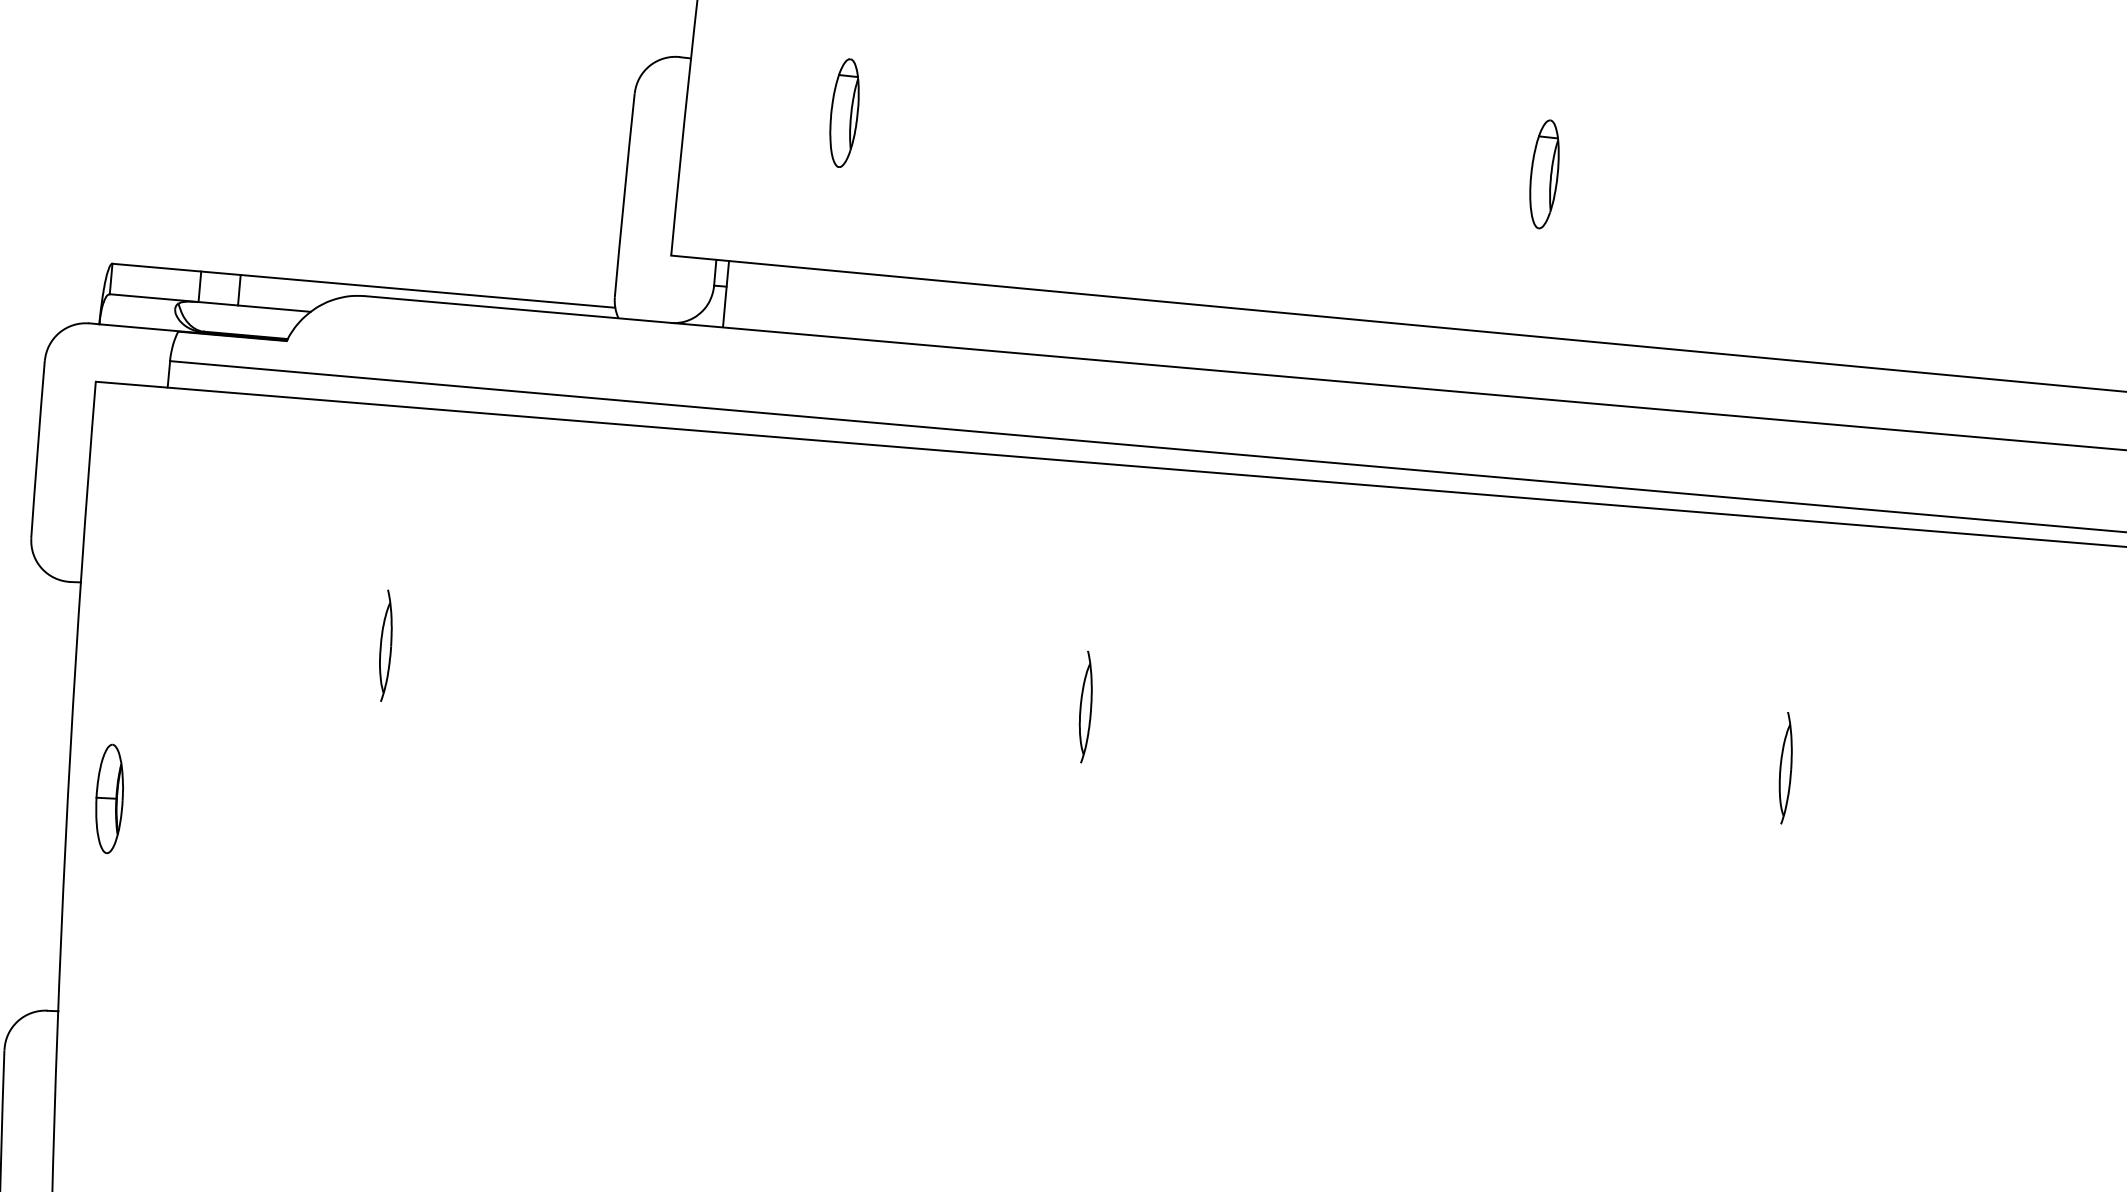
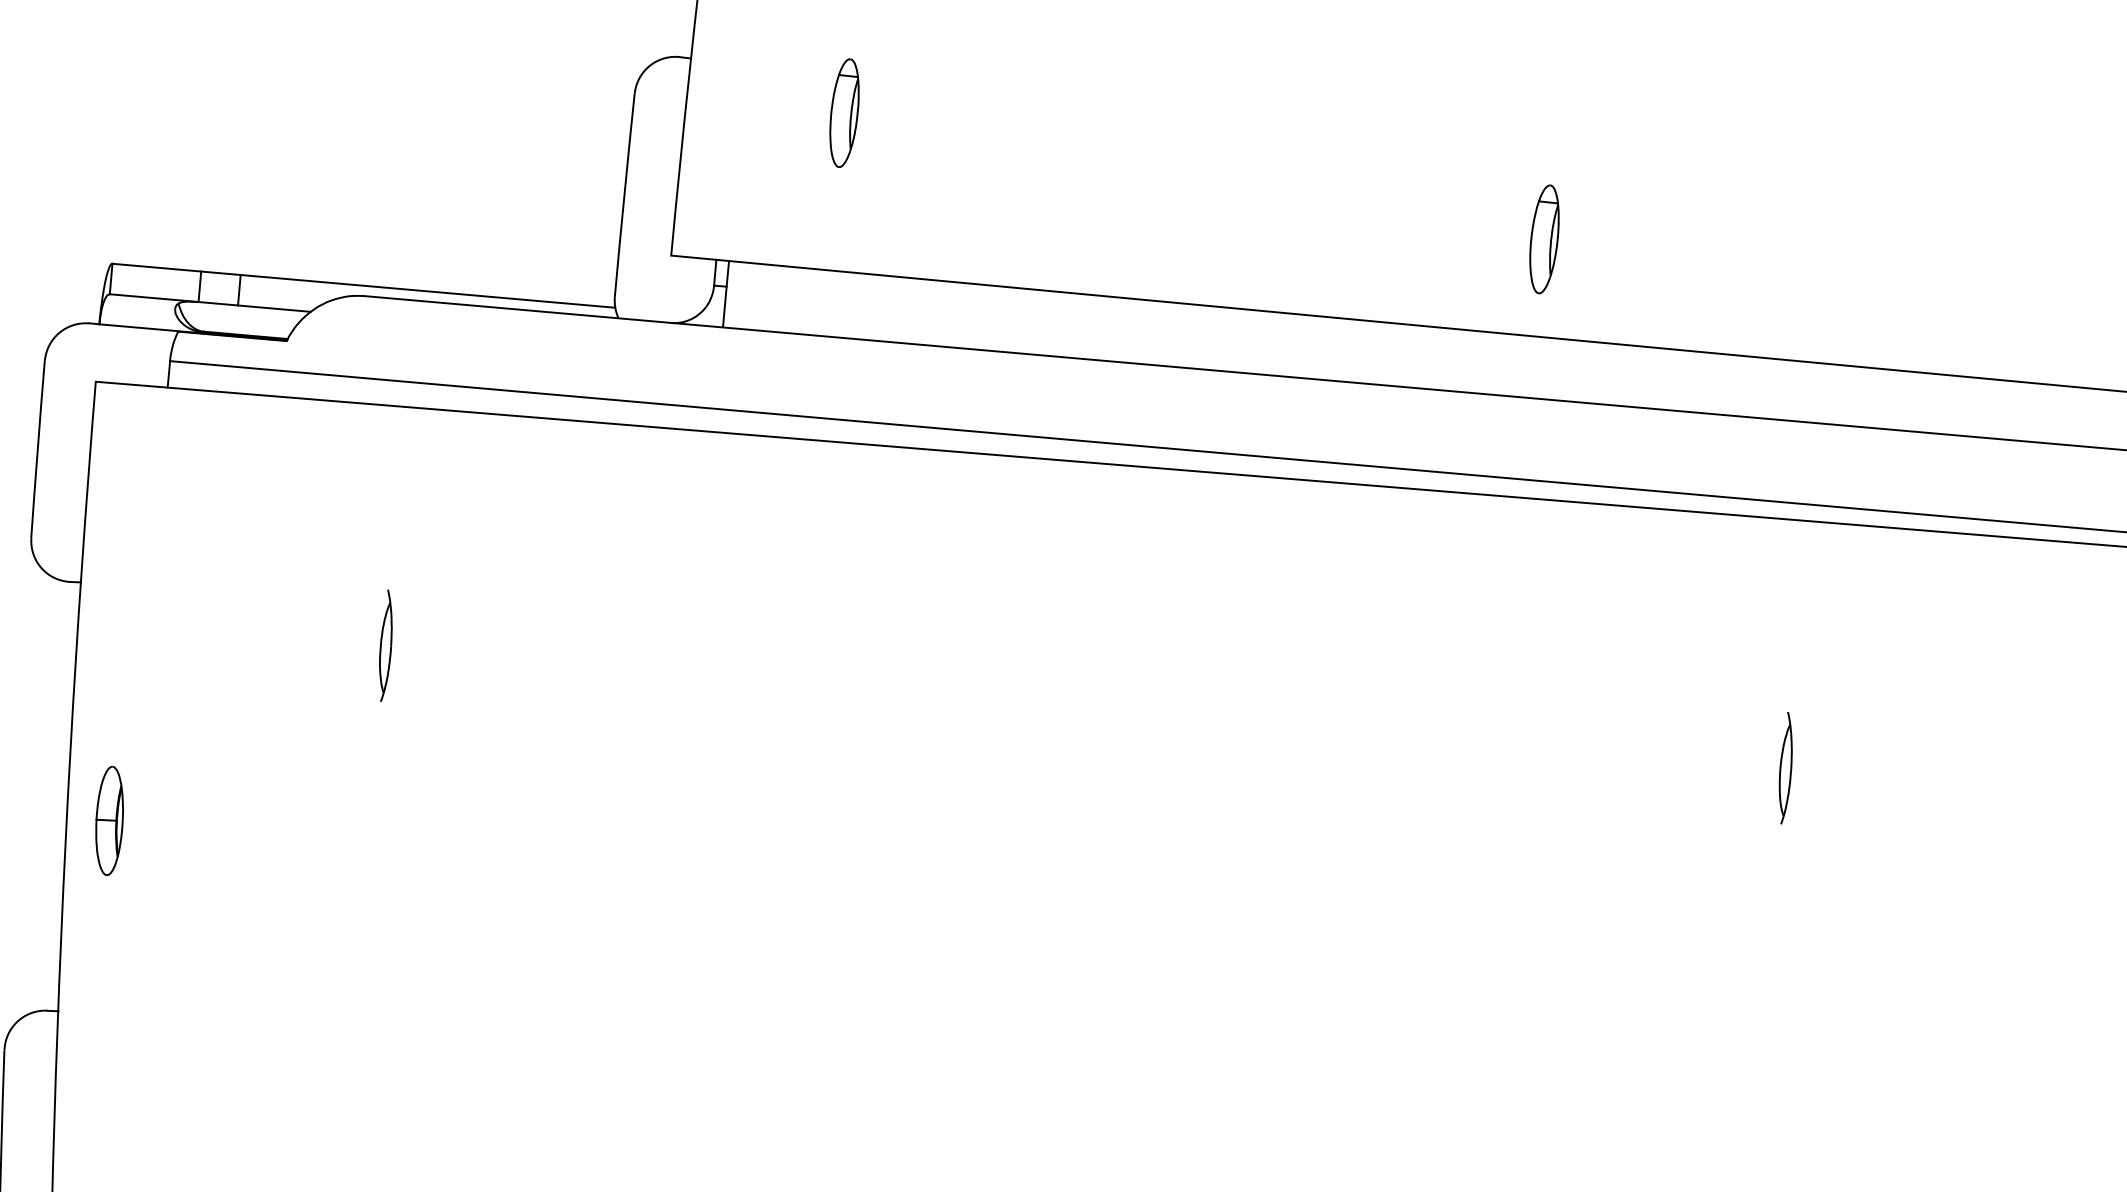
part position: (1544, 174) -> (1544, 239) (1544, 239)
part: present -> none (1085, 707)
part position: (109, 798) -> (109, 820) (109, 820)
